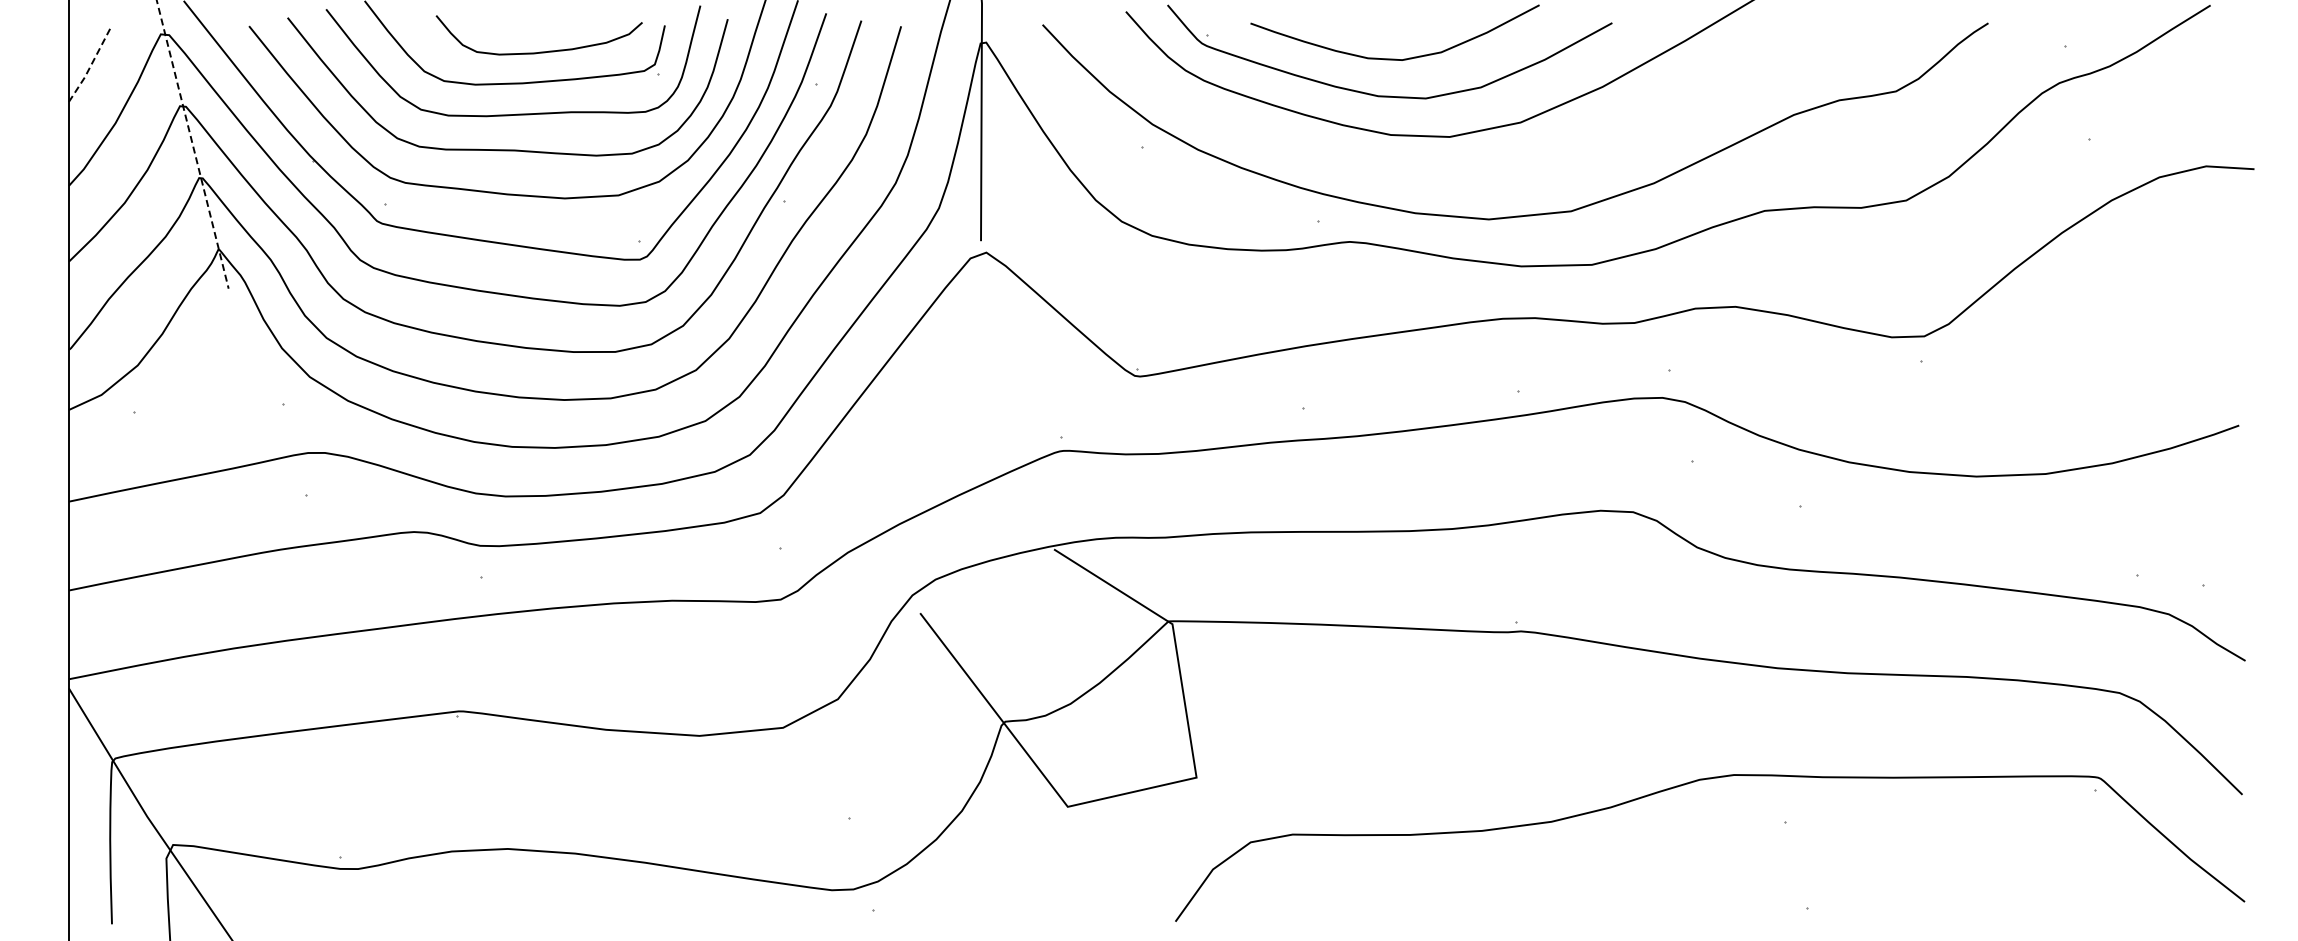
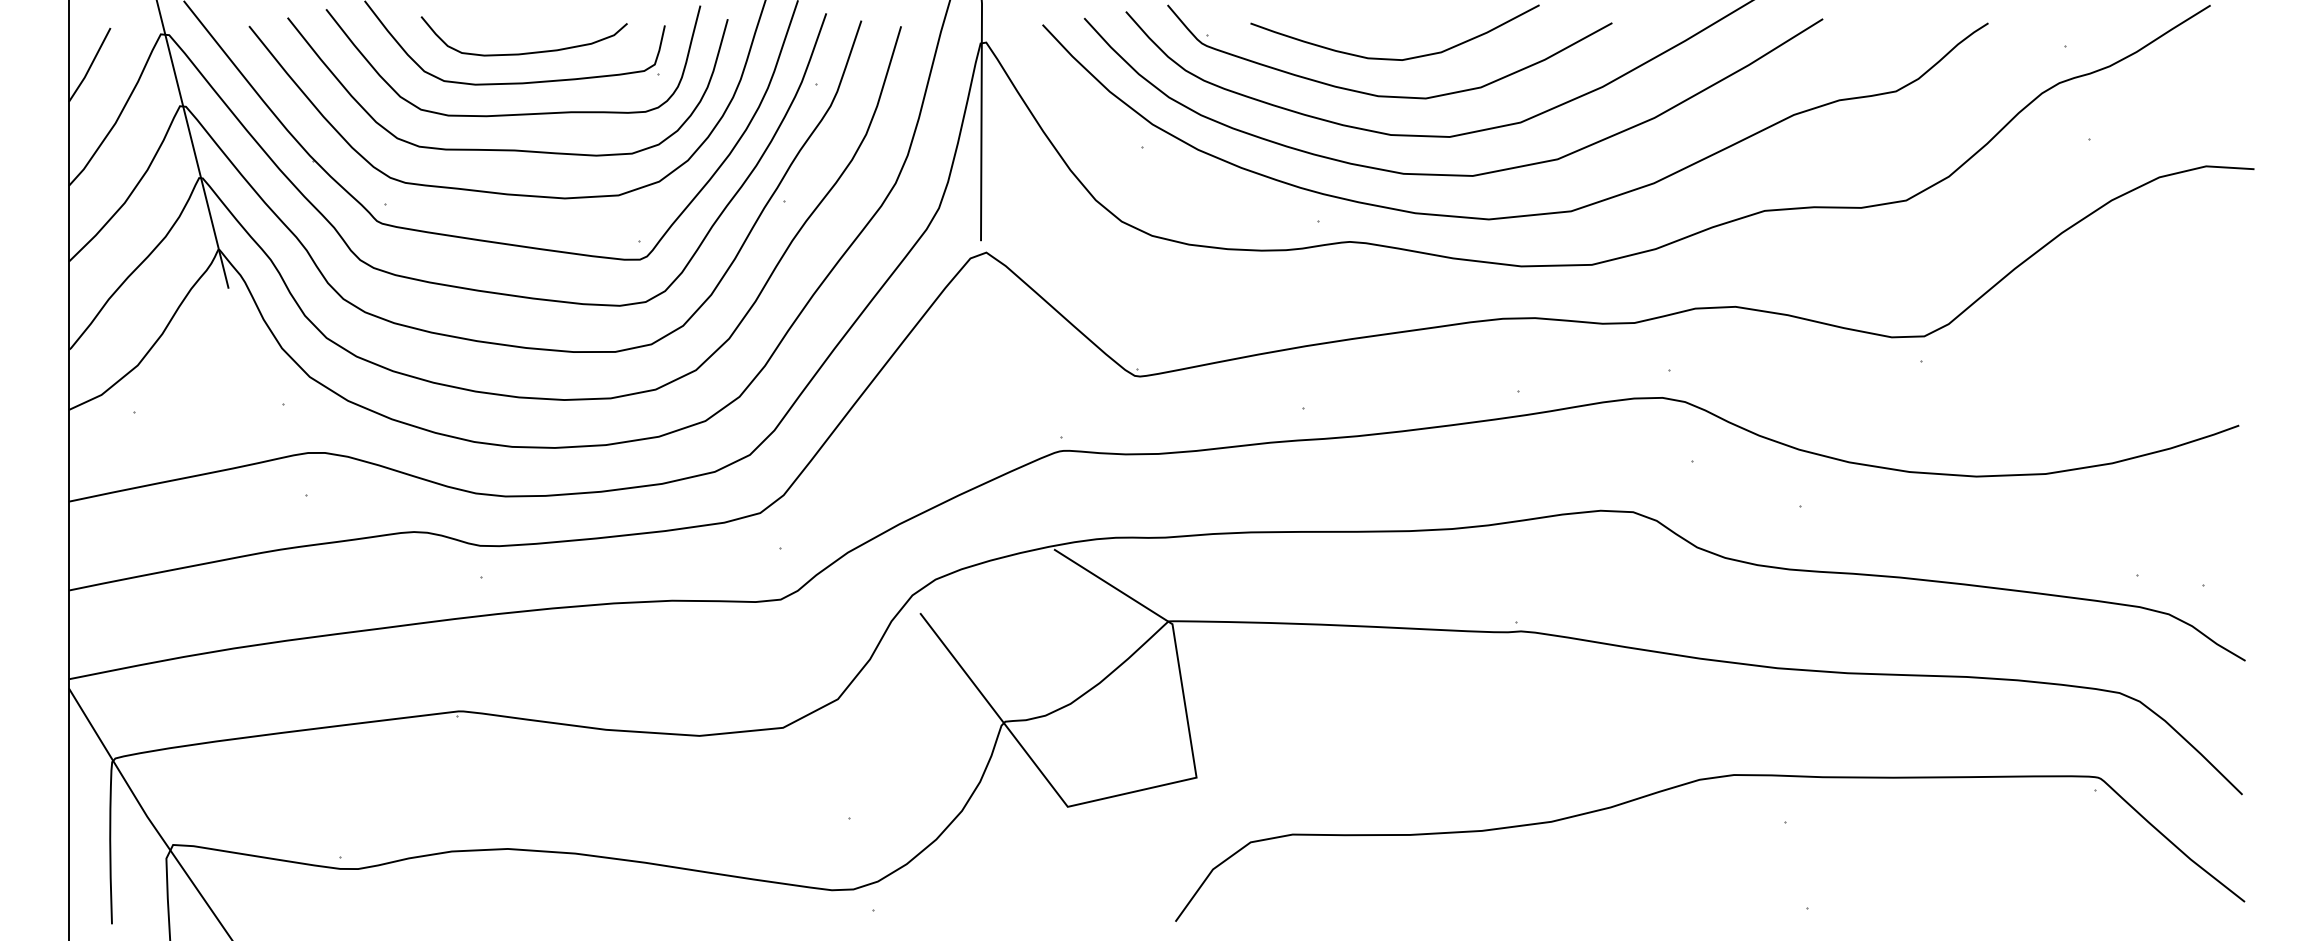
curve position: (539, 51) -> (524, 52) (524, 52)
line: dashed -> solid (90, 66)
line: dashed -> solid (192, 144)
curve: none -> present (1453, 174)
